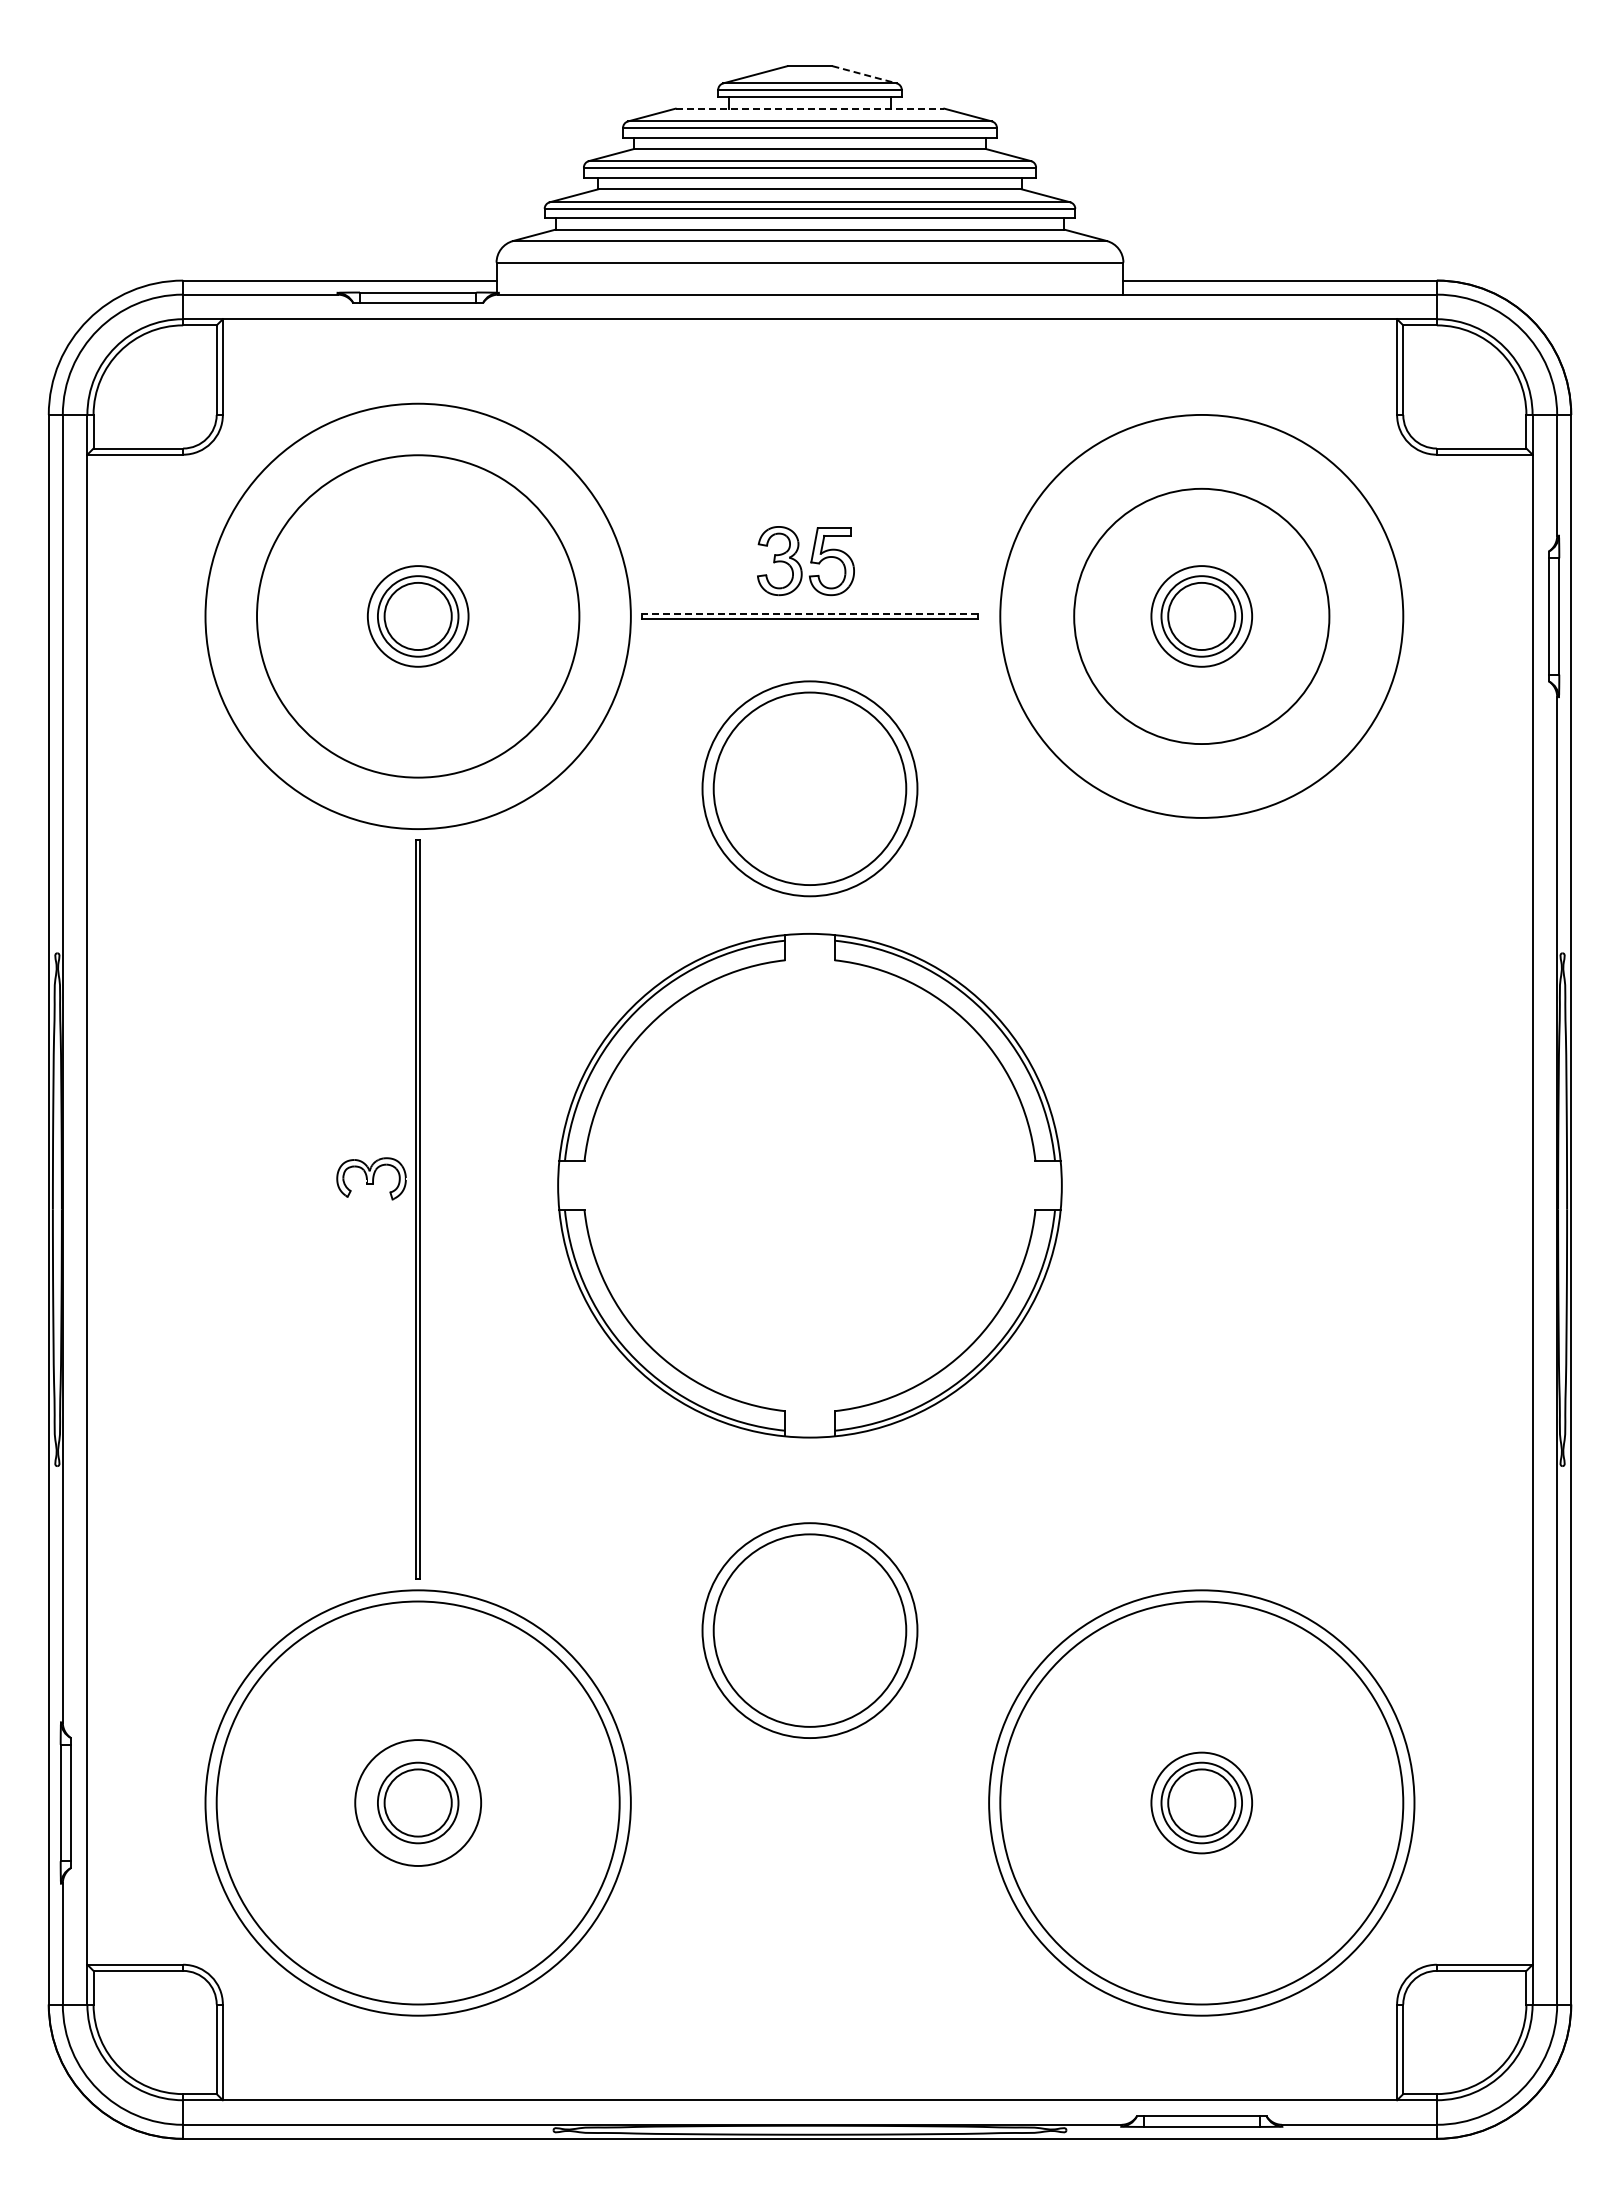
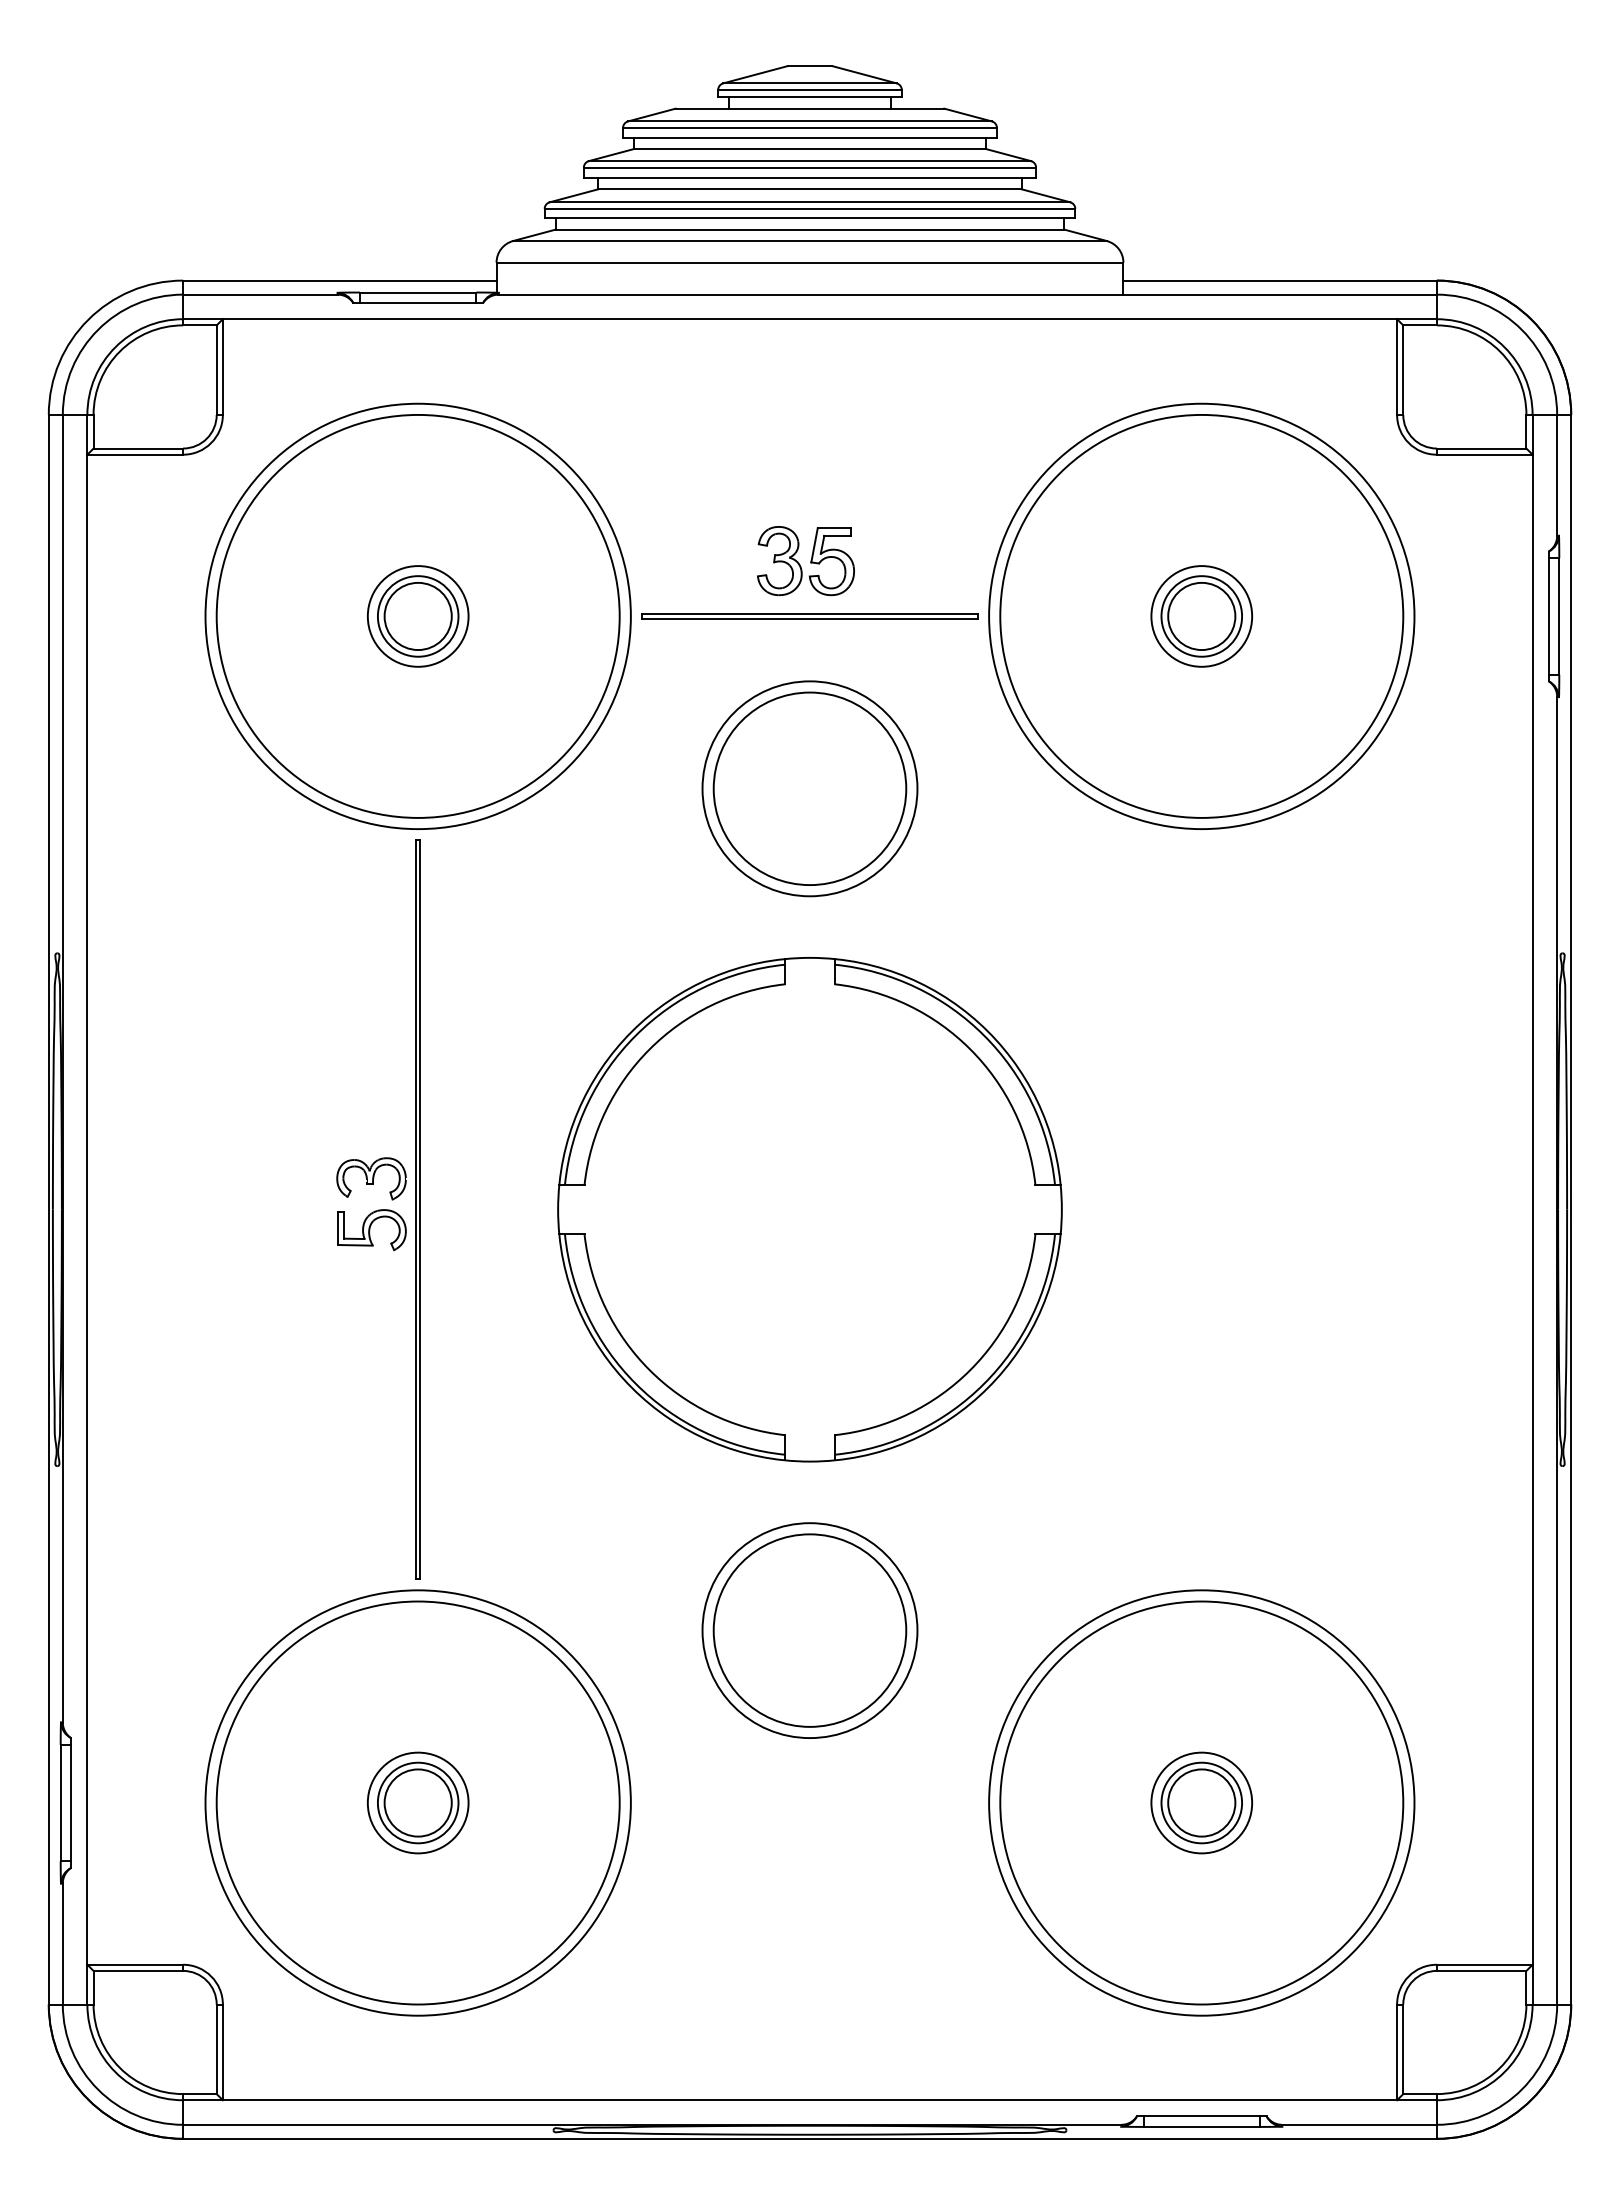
line: dashed -> solid (865, 74)
line: dashed -> solid (810, 108)
line: dashed -> solid (809, 614)
circle diameter: 322 px -> 403 px (417, 615)
circle diameter: 255 px -> 425 px (1201, 616)
part position: (809, 1185) -> (809, 1209) (809, 1209)
part: none -> present (371, 1230)
circle diameter: 126 px -> 101 px (417, 1802)
